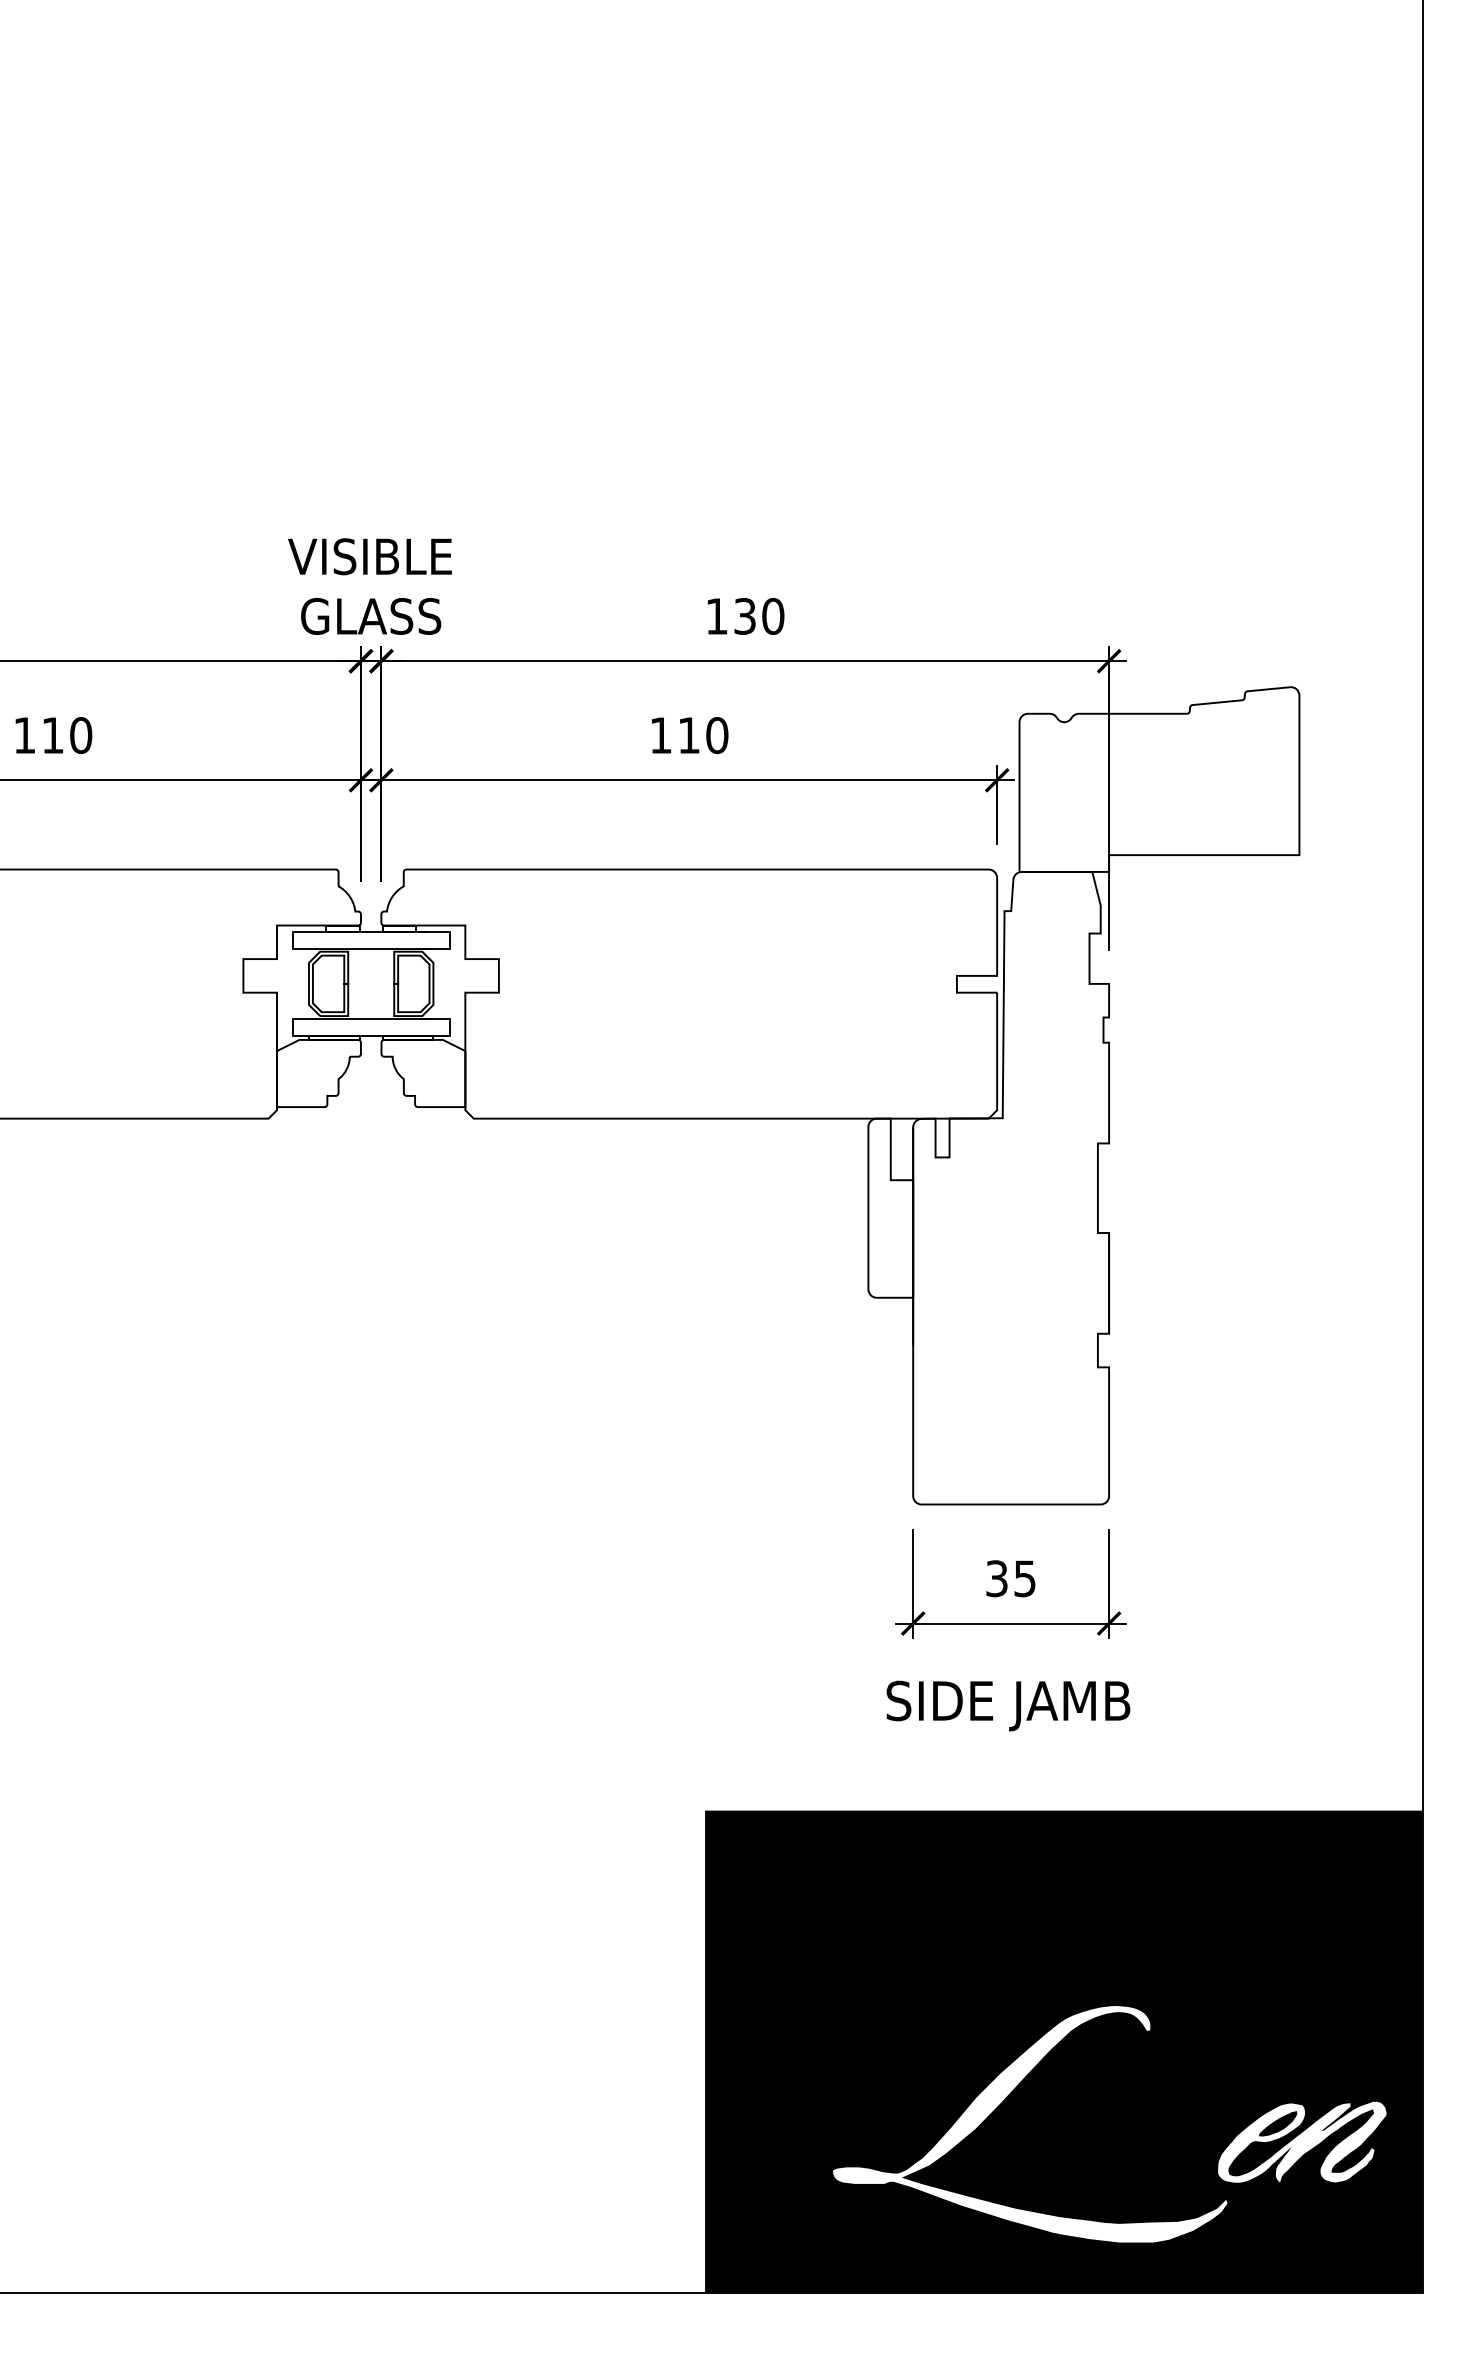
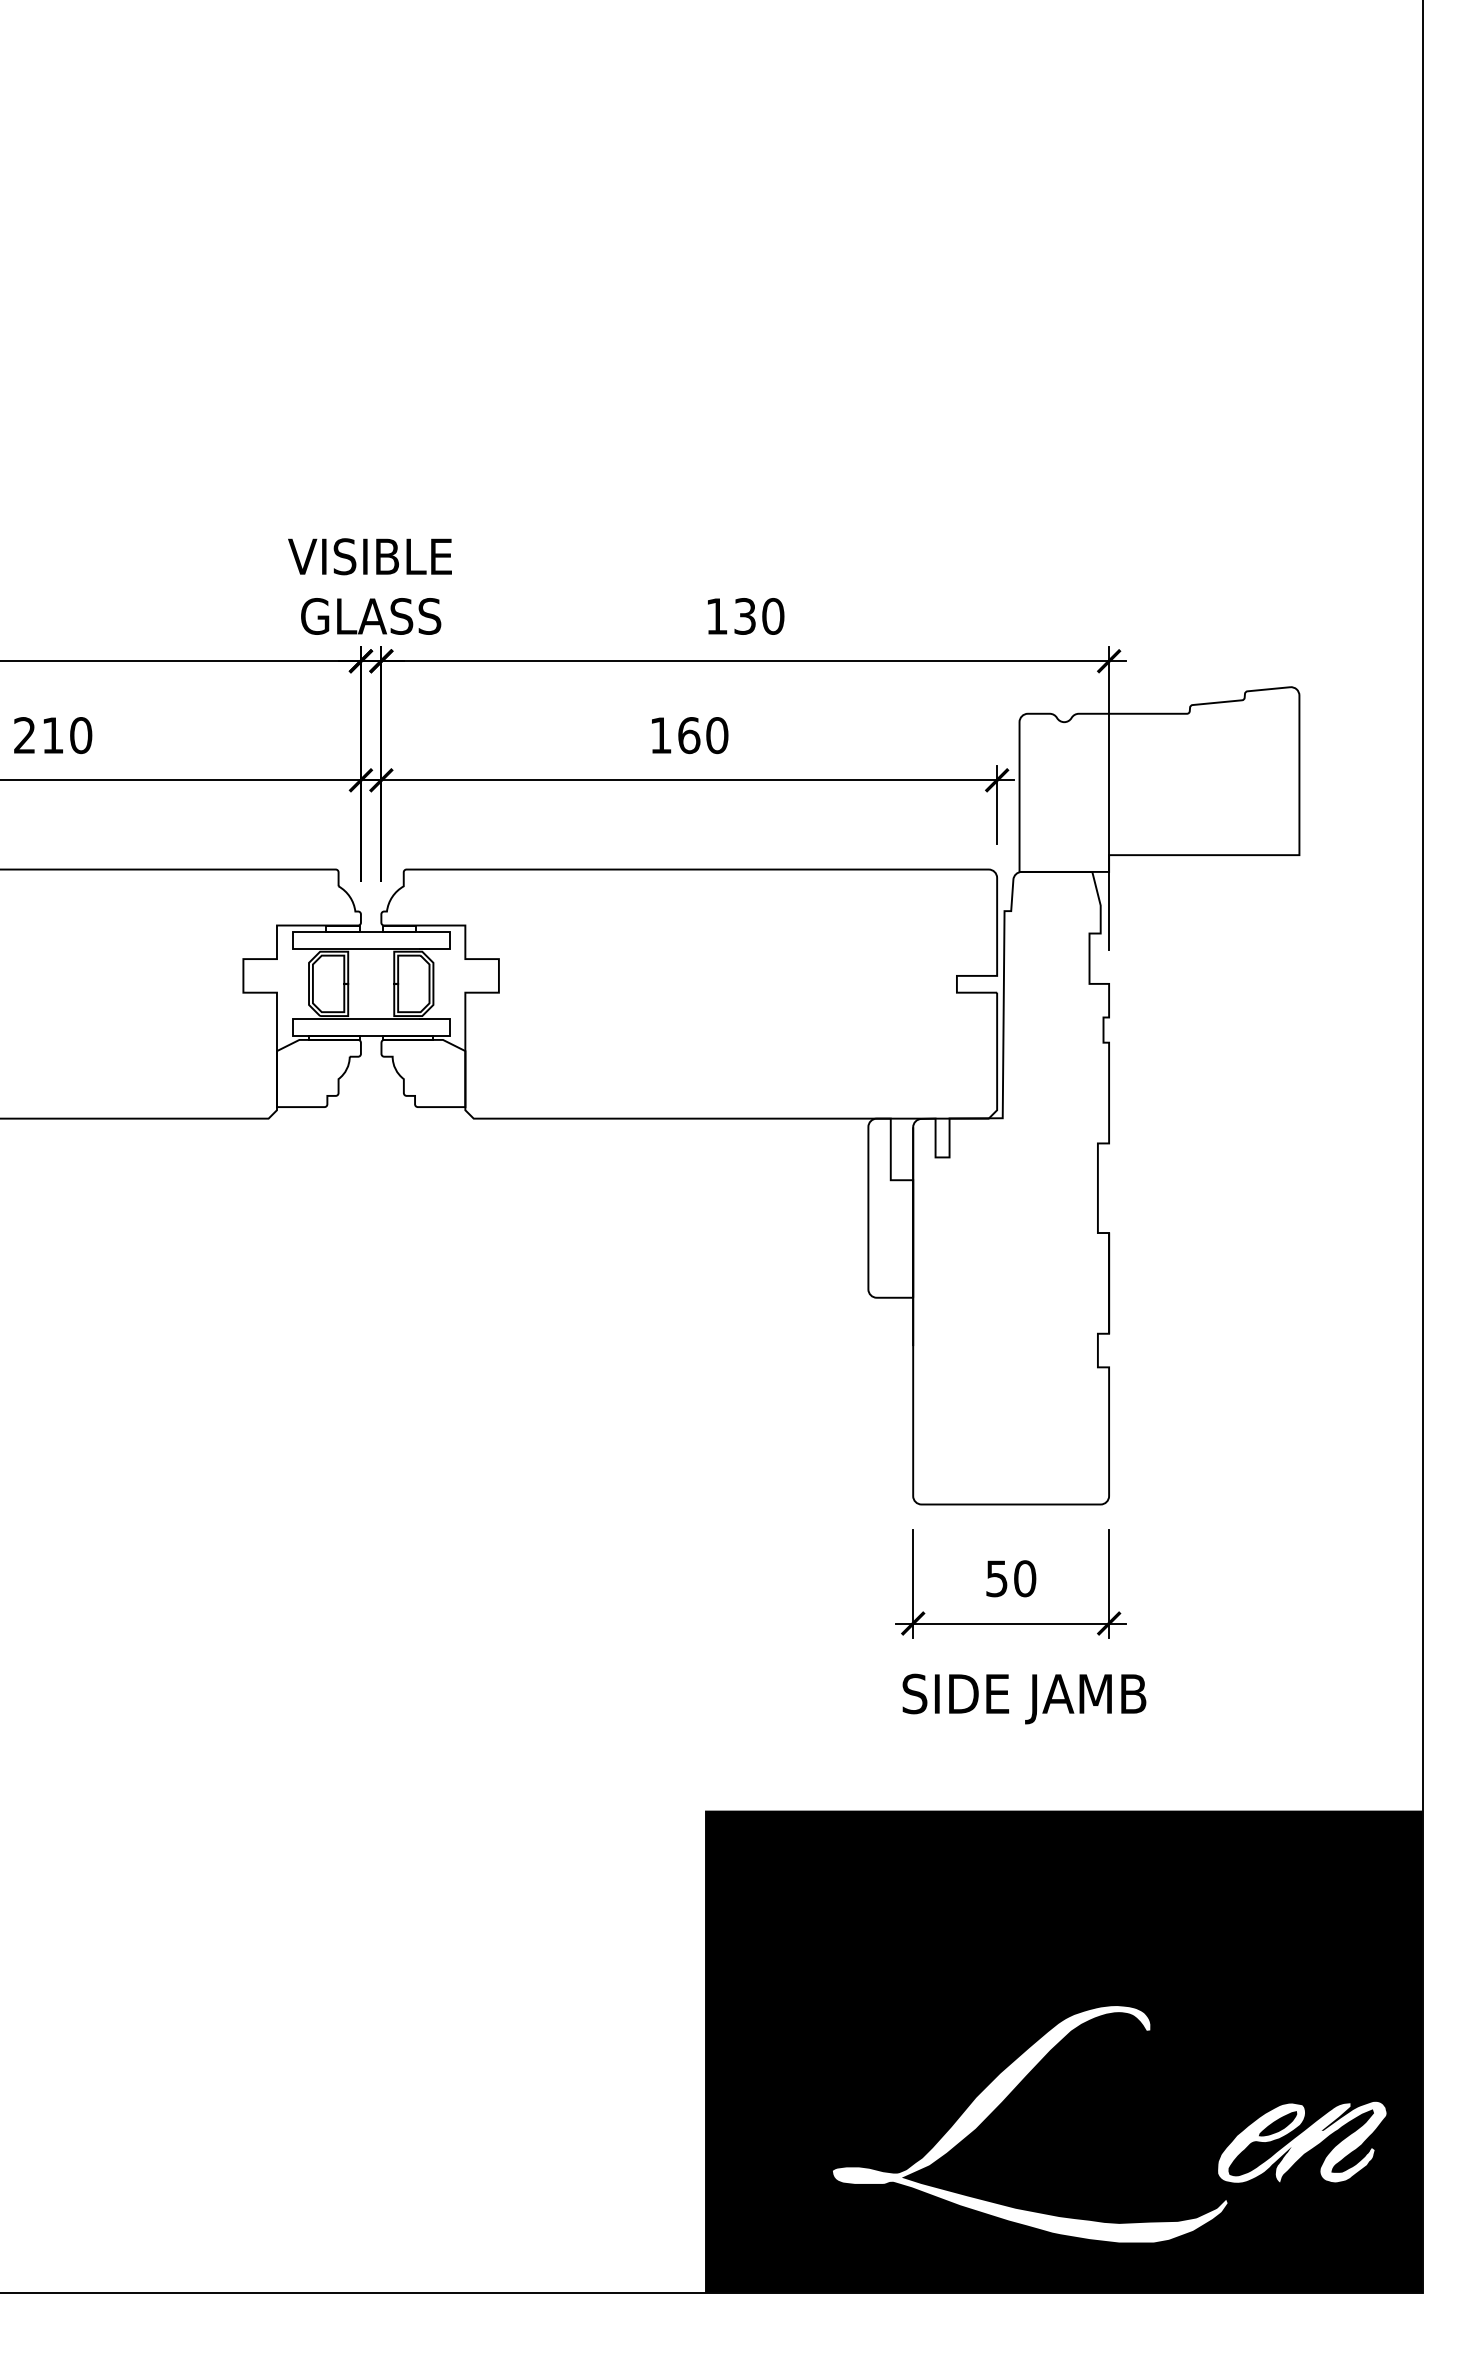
text: 110 -> 210 (24, 735)
text: 110 -> 160 (689, 735)
text: 35 -> 50 (1011, 1578)
text position: (1008, 1705) -> (1024, 1698) (1024, 1698)
